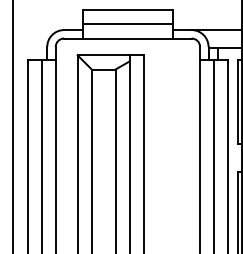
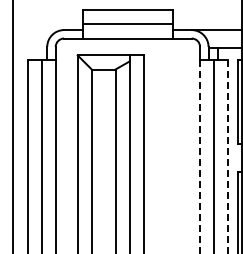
line: solid -> dashed (200, 156)
line: solid -> dashed (228, 156)
